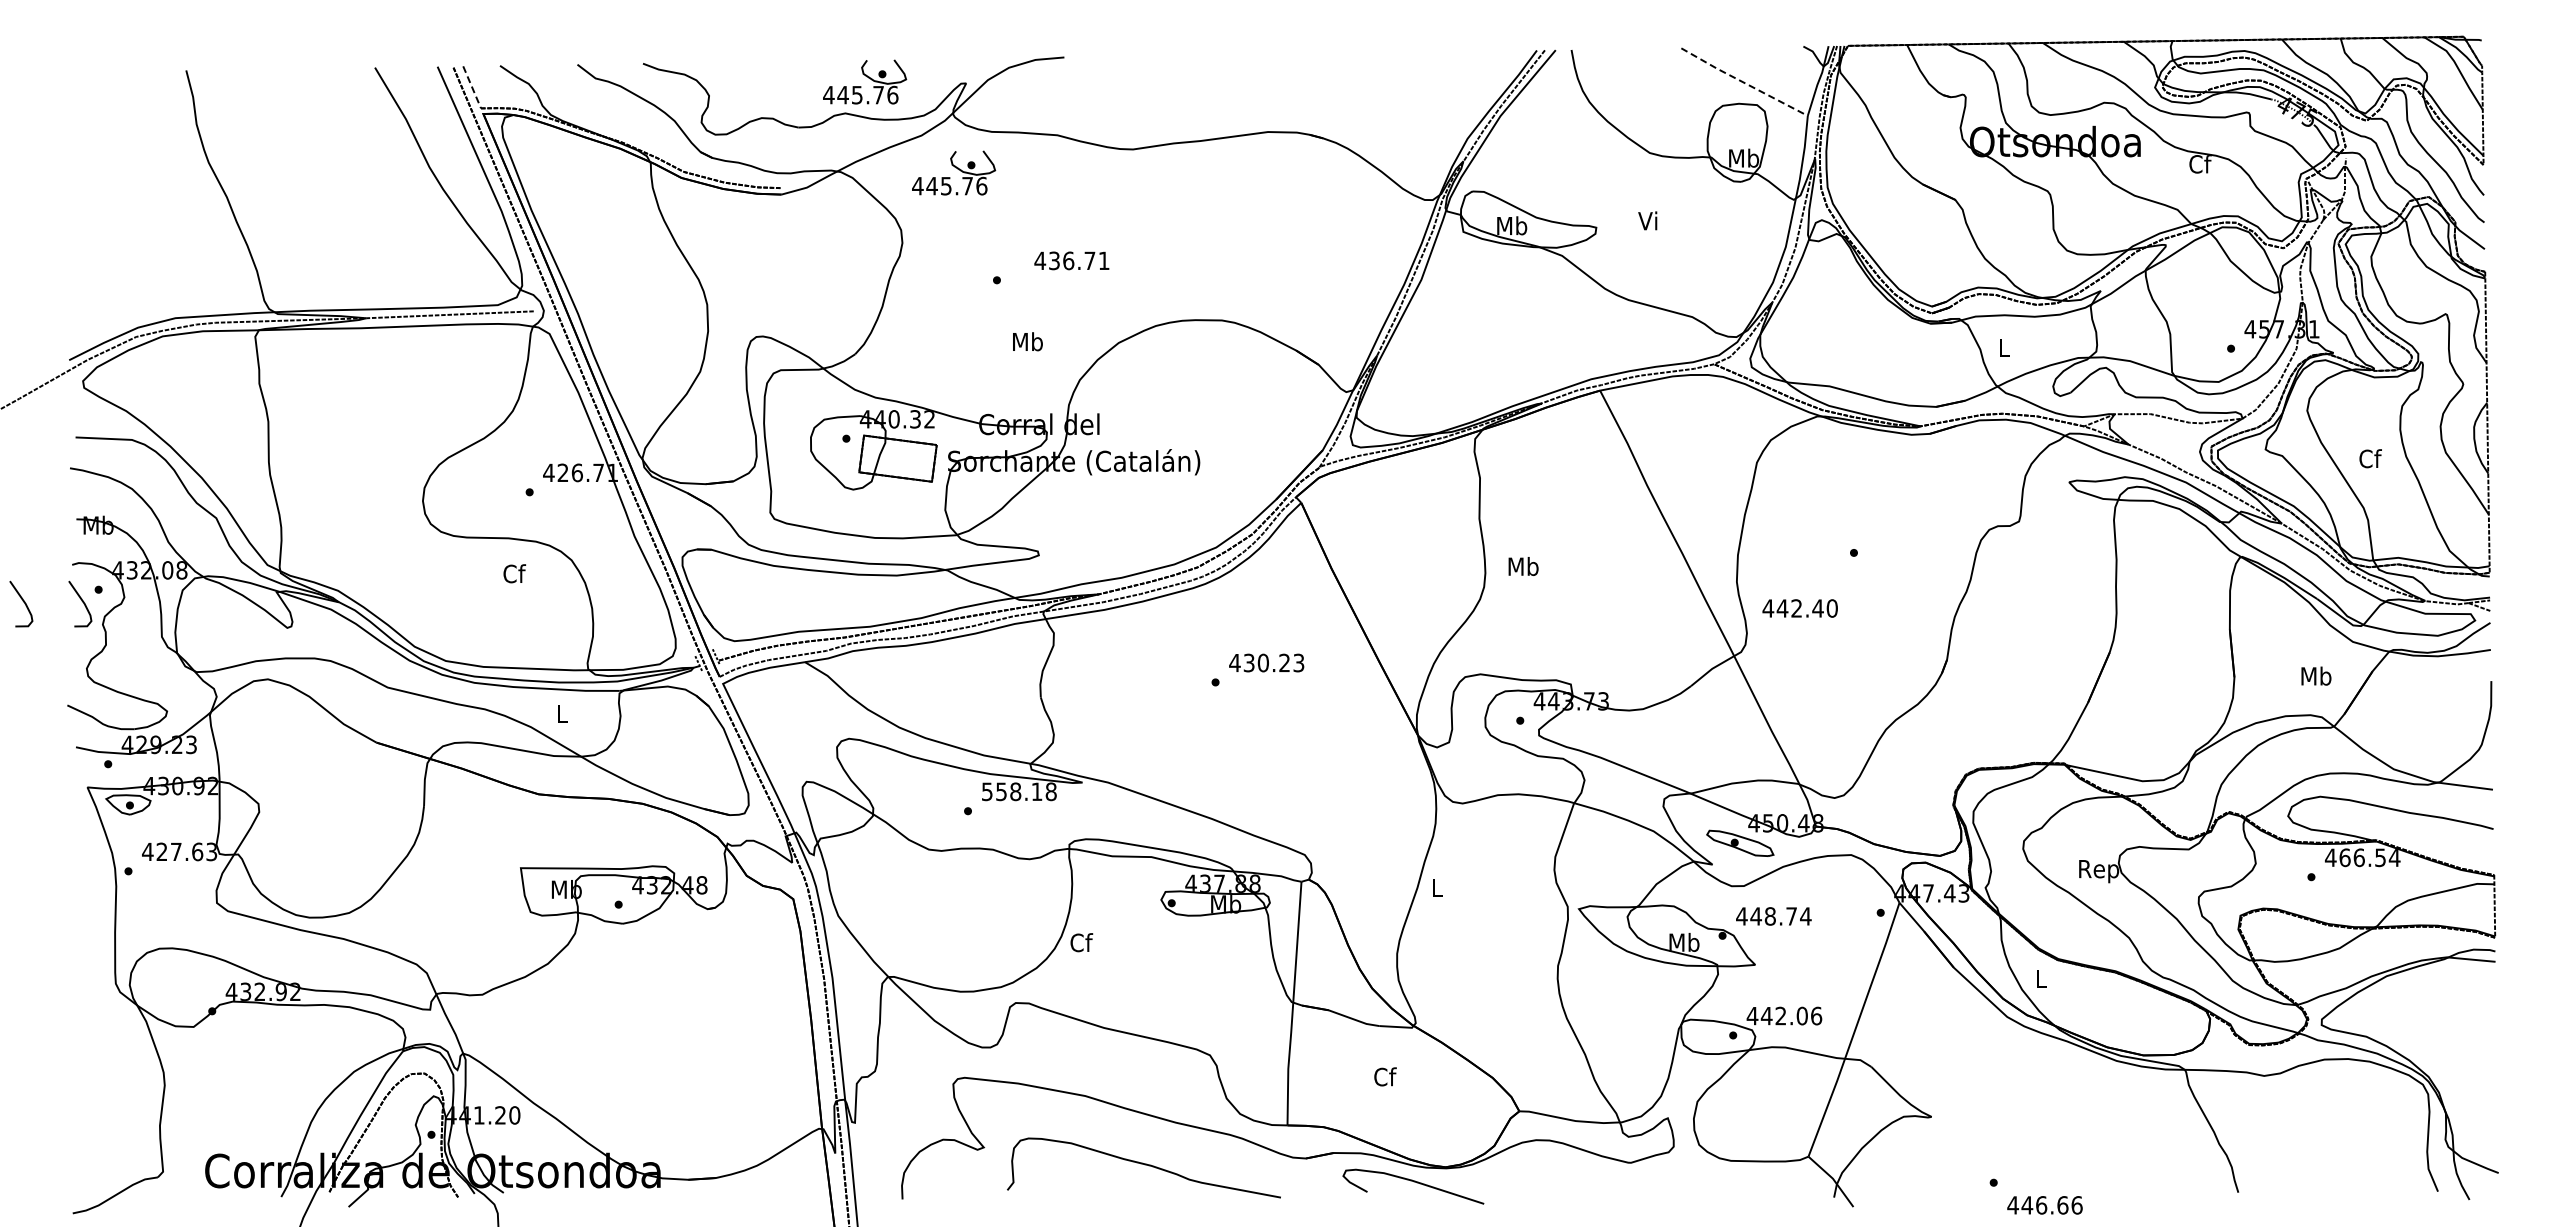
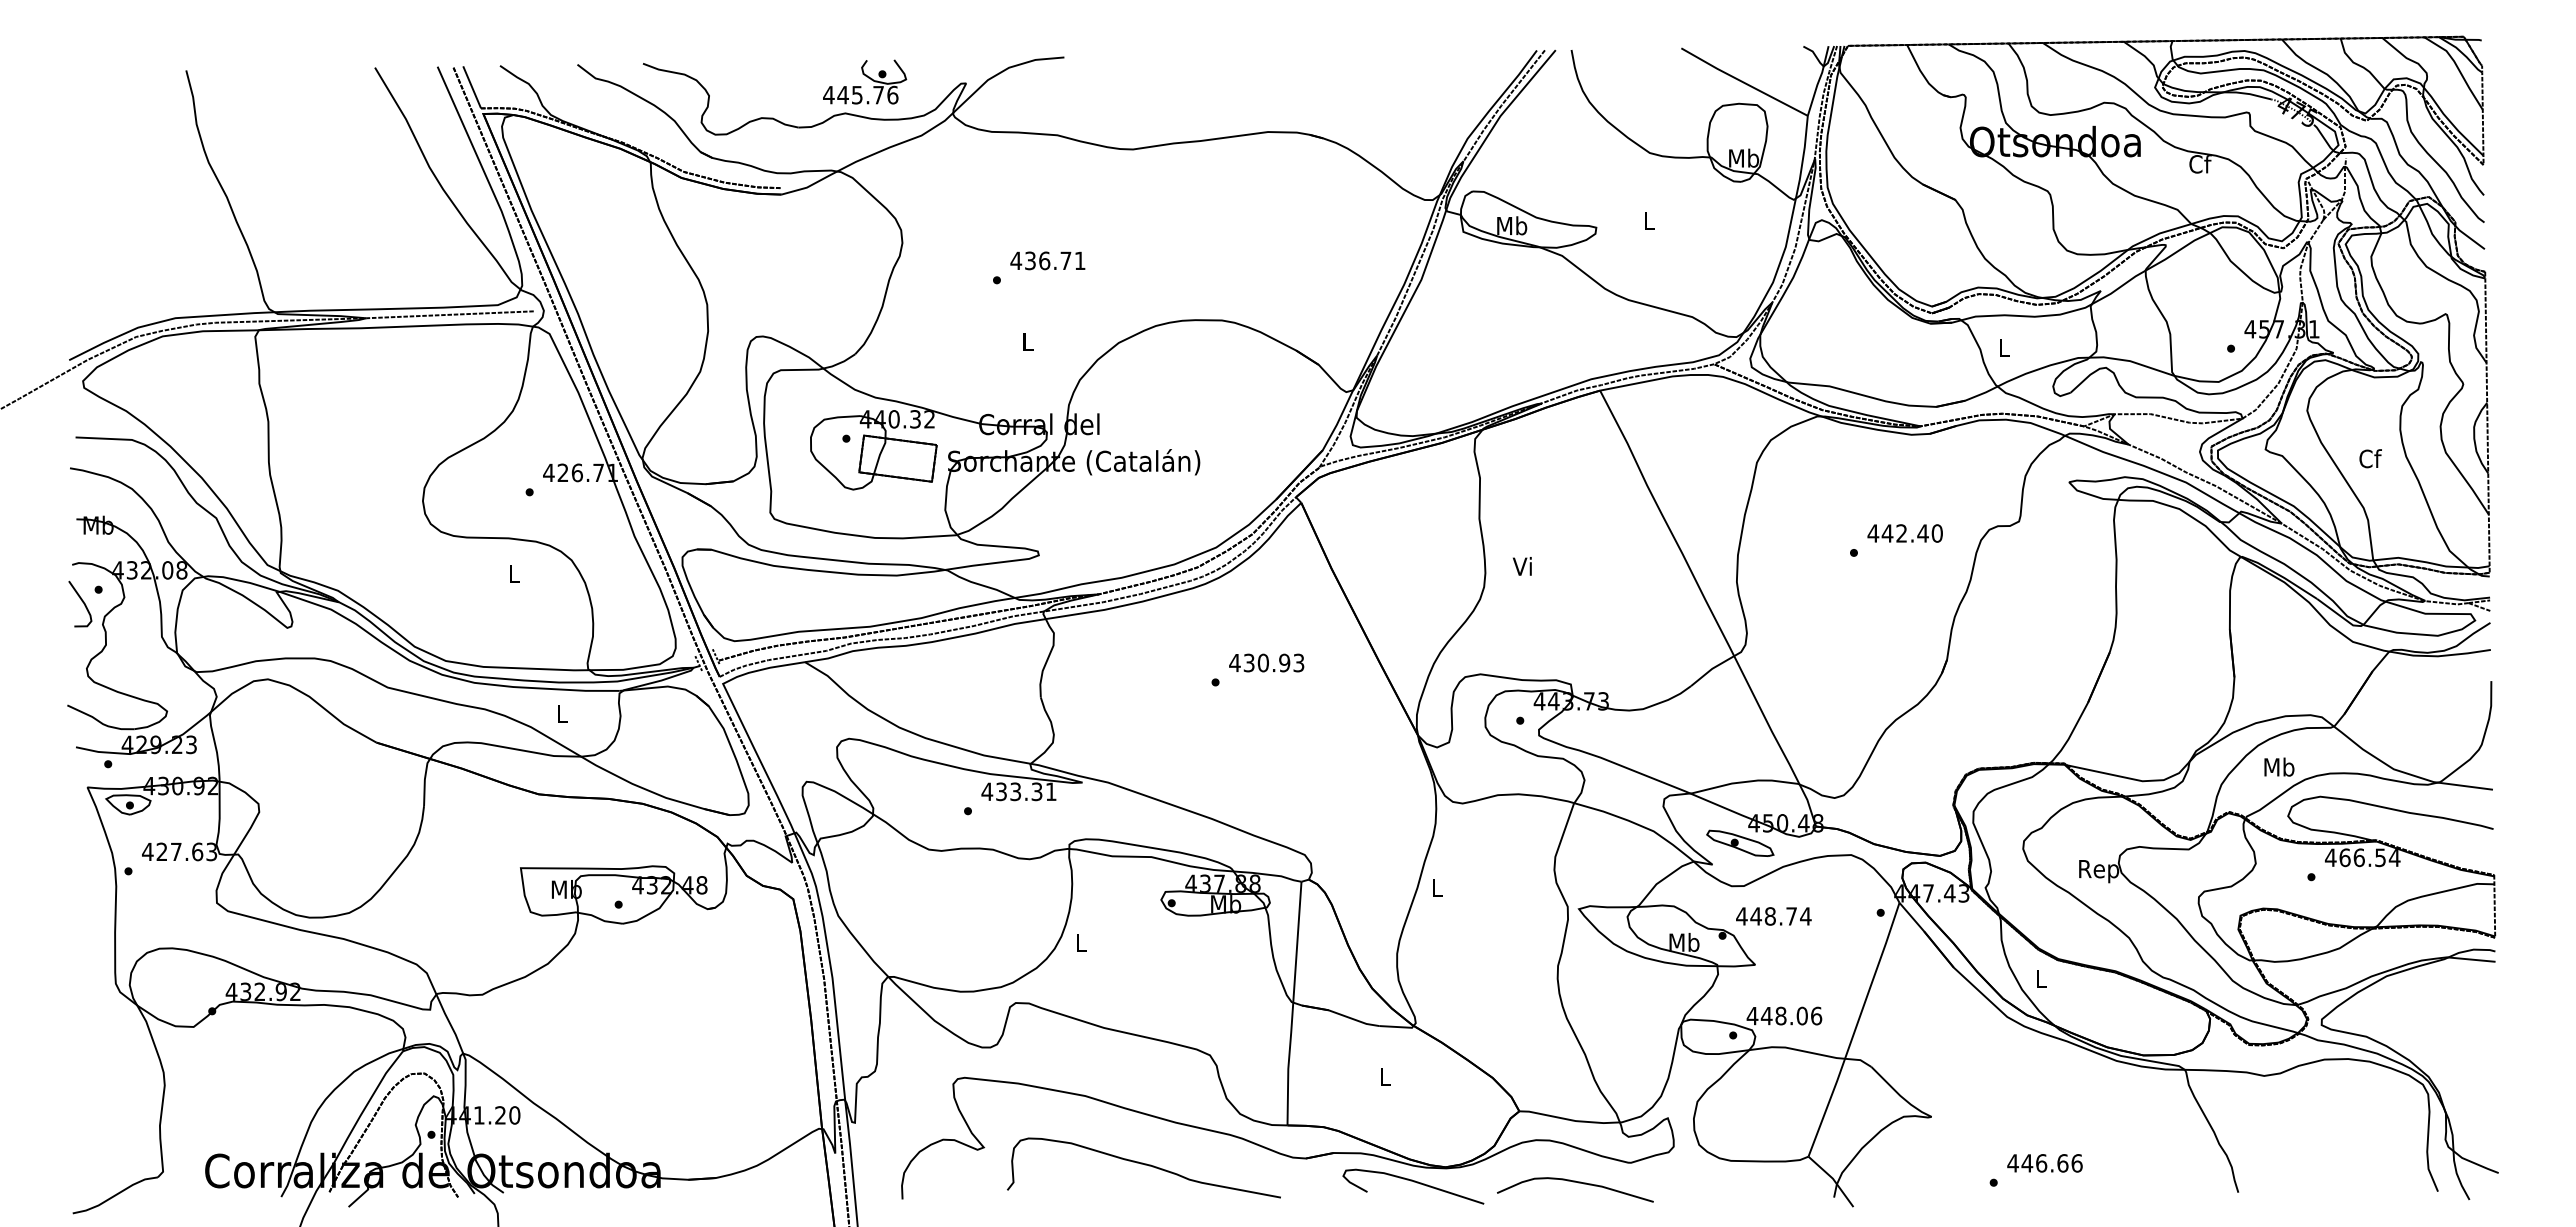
line: dashed -> solid (1744, 82)
line: dashed -> solid (472, 87)
part: present -> none (954, 172)
text: Vi -> L (1647, 220)
text position: (1071, 260) -> (1047, 260) (1047, 260)
text: Mb -> L (1027, 341)
text: Mb -> Vi (1523, 566)
text: Cf -> L (514, 573)
curve: present -> none (22, 601)
text position: (1799, 608) -> (1904, 533) (1904, 533)
text: 430.23 -> 430.93 (1284, 662)
text position: (2316, 675) -> (2279, 766) (2279, 766)
text: 558.18 -> 433.31 (1018, 791)
text: Cf -> L (1081, 942)
text: 442.06 -> 448.06 (1780, 1015)
text: Cf -> L (1385, 1076)
curve: none -> present (1578, 1183)
text position: (2044, 1205) -> (2044, 1163) (2044, 1163)
